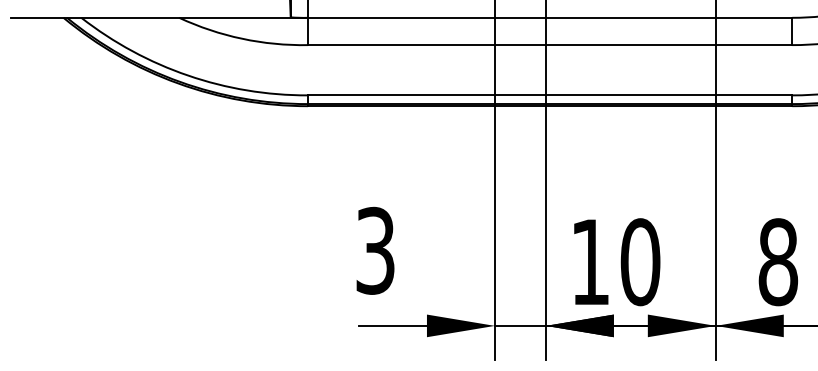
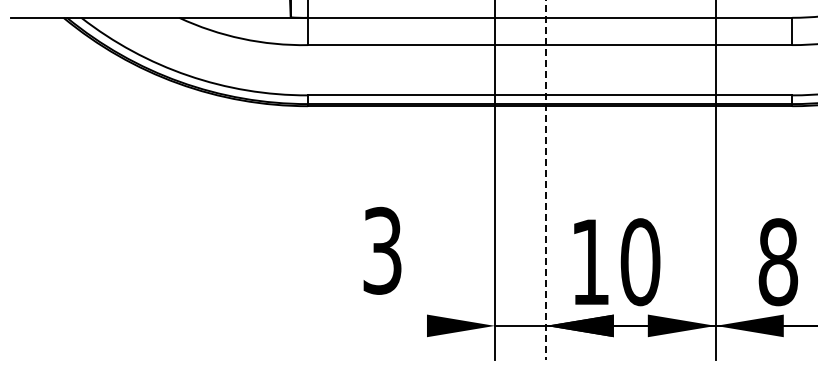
line: solid -> dashed (545, 180)
text position: (375, 250) -> (382, 250) (382, 250)
line: present -> none (392, 325)
